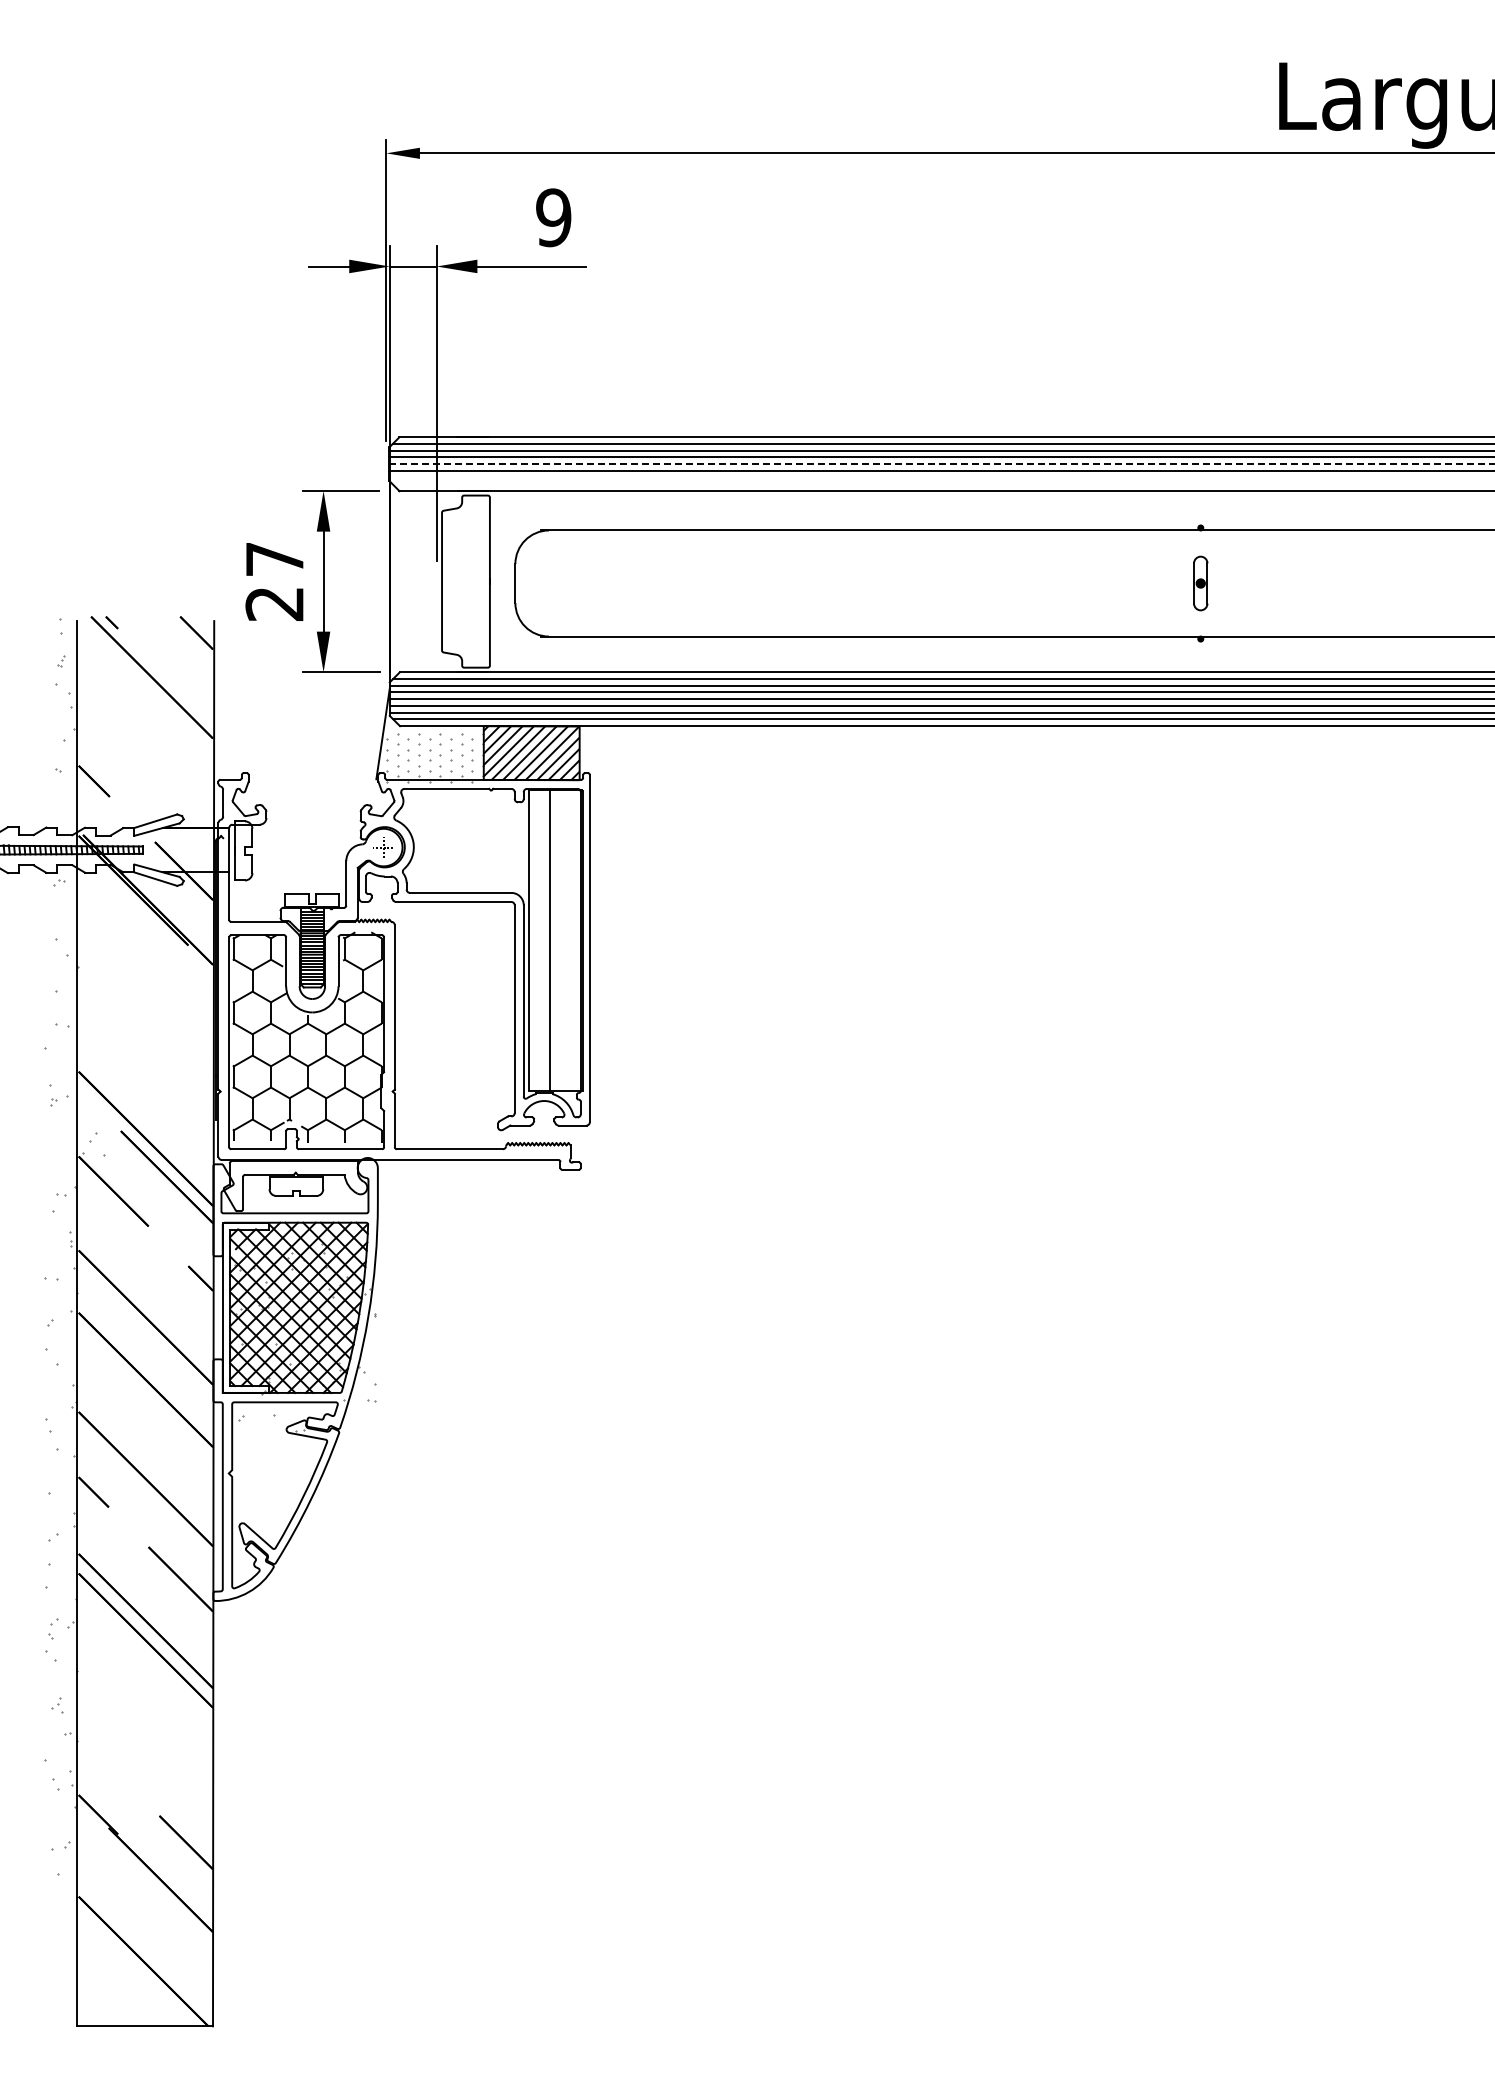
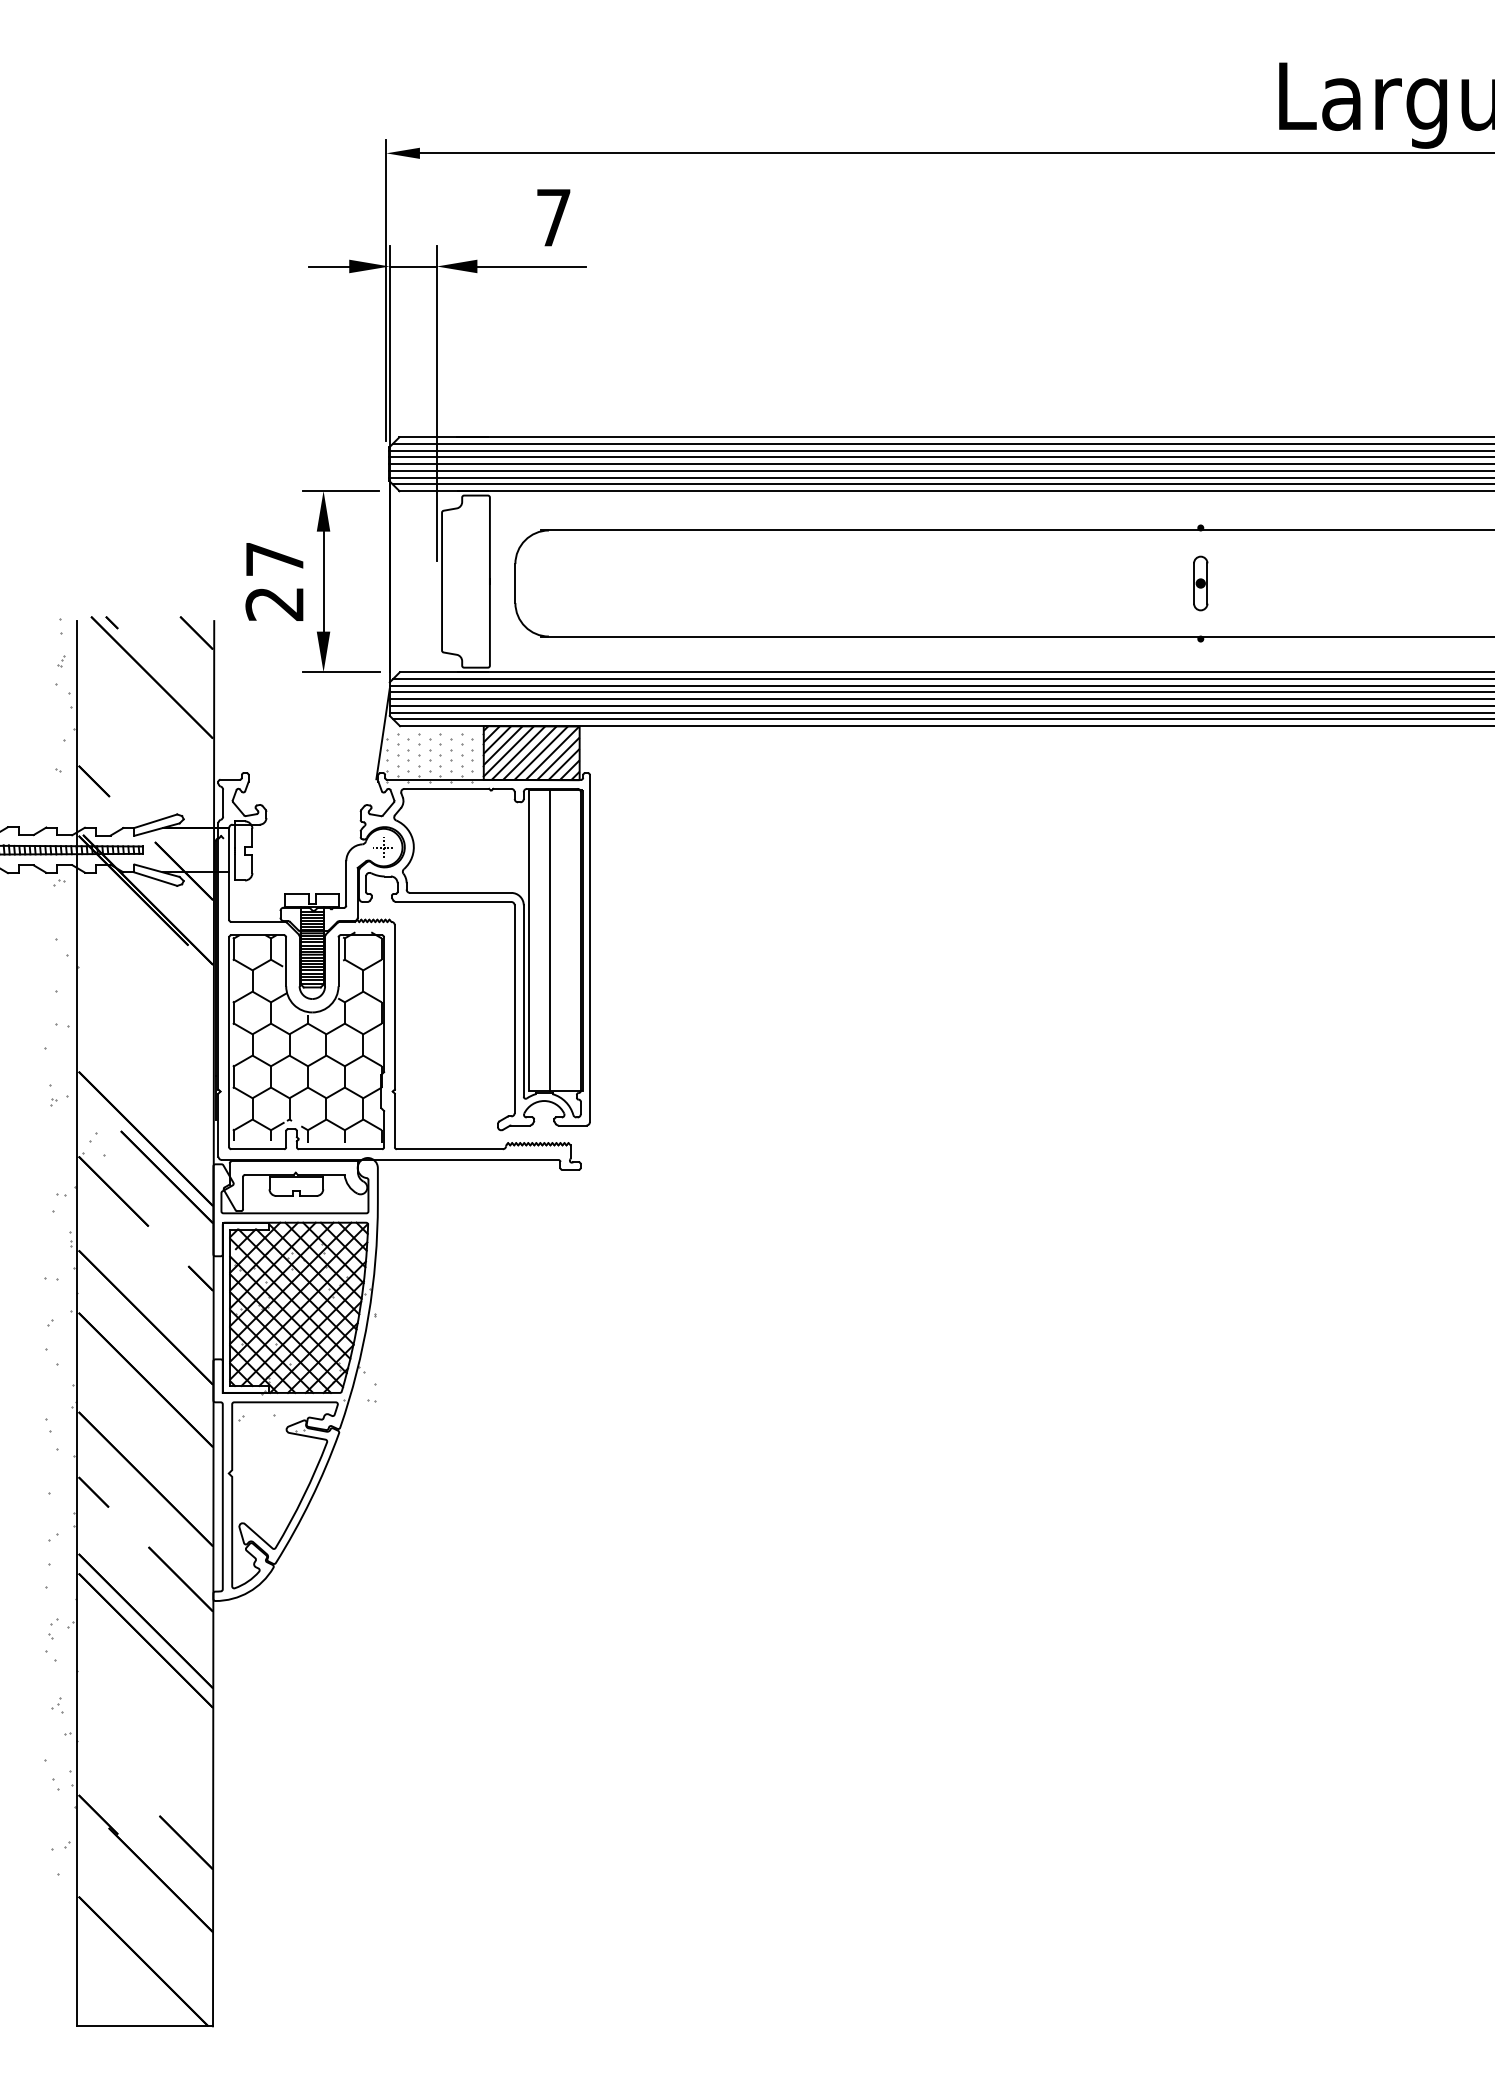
text: 9 -> 7 (553, 217)
line: dashed -> solid (941, 464)
line: none -> present (940, 477)
line: none -> present (941, 484)
